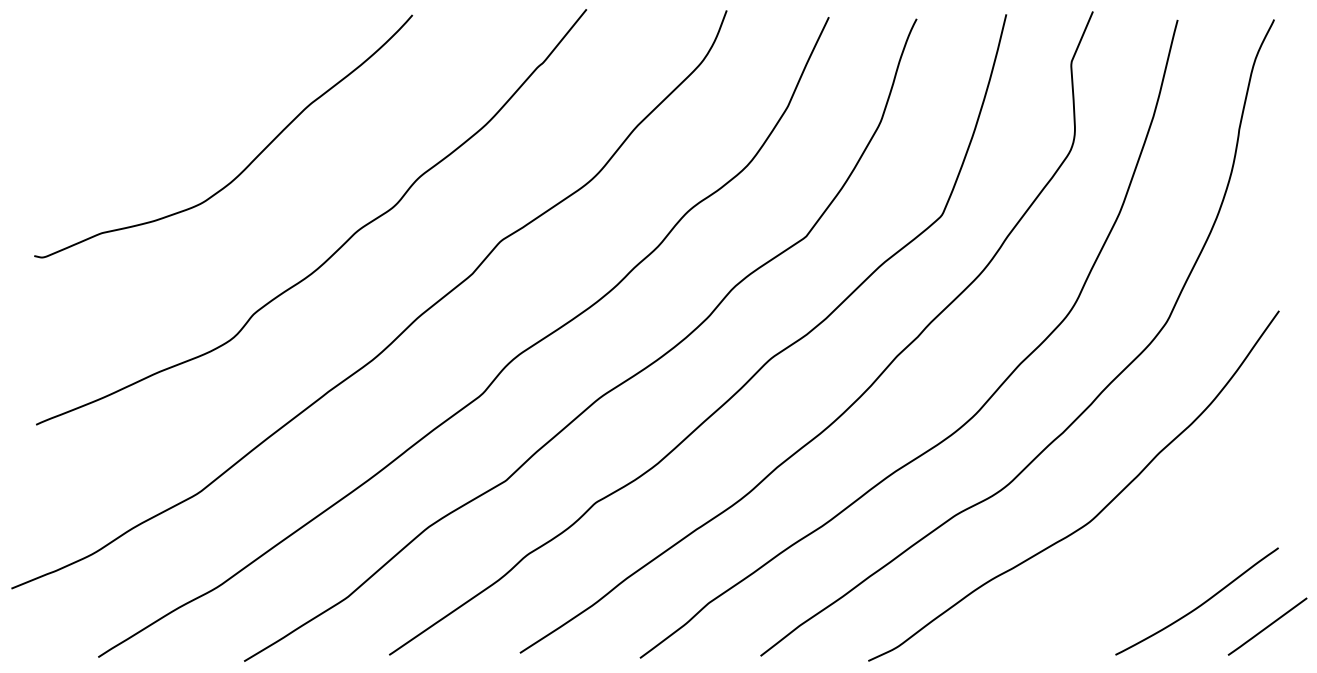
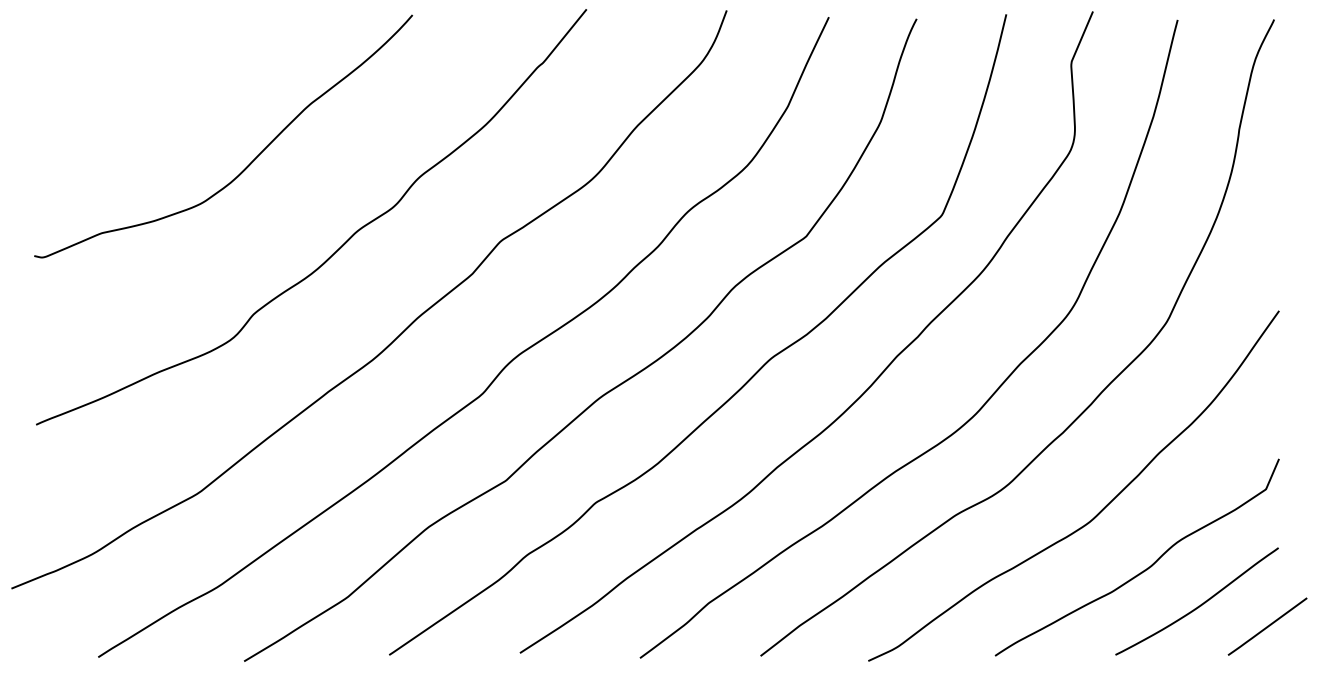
curve: none -> present (1144, 569)
